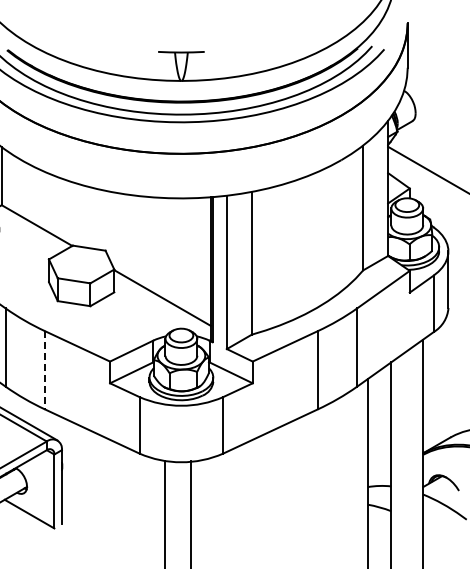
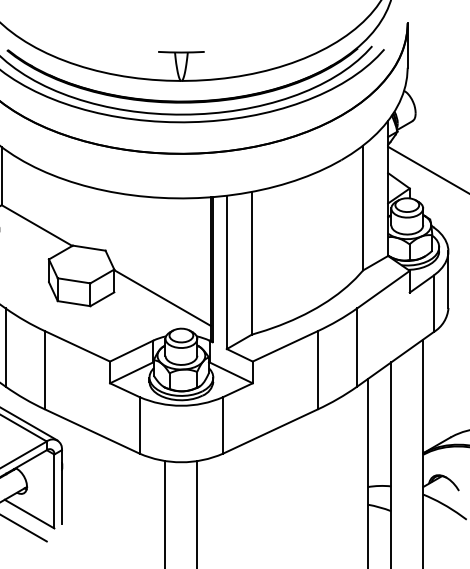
line: dashed -> solid (45, 370)
line position: (191, 513) -> (197, 513) (197, 513)
line: none -> present (24, 528)
